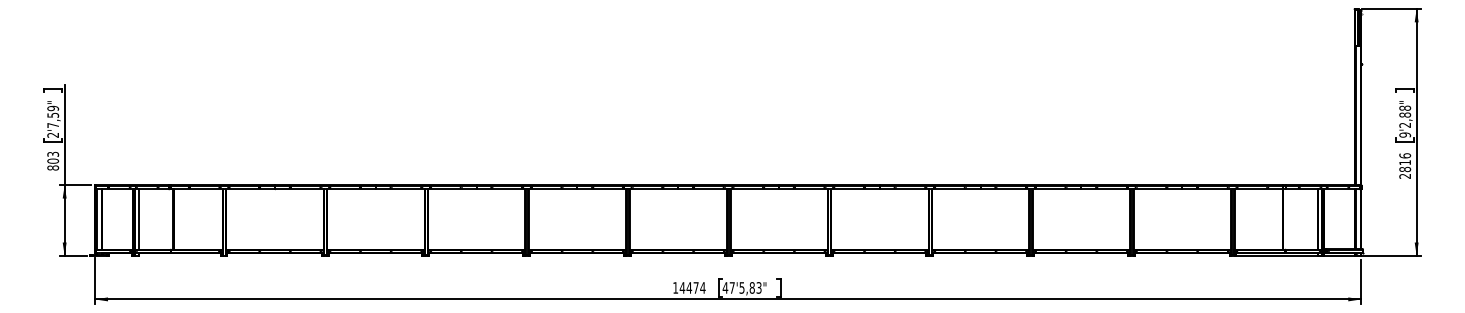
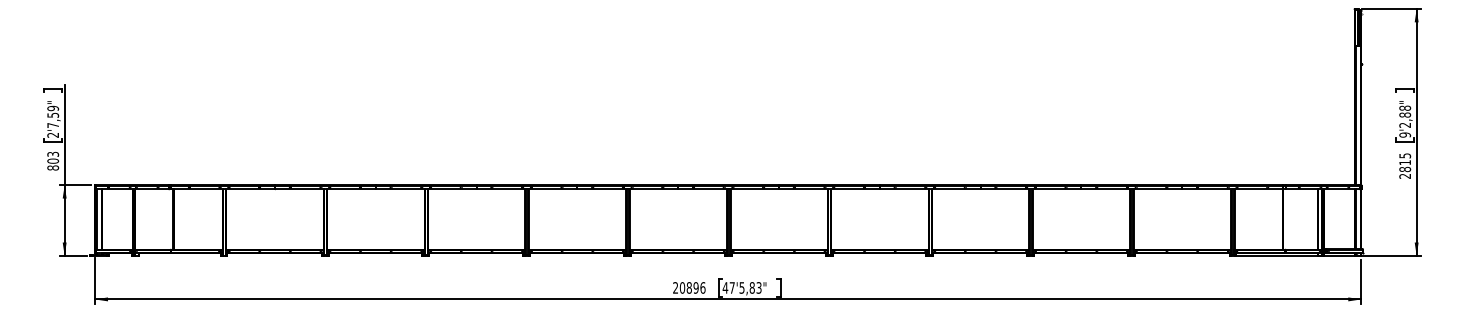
text: 2816 -> 2815 (1405, 155)
line: present -> none (138, 219)
text: 14474 -> 20896 (689, 287)
